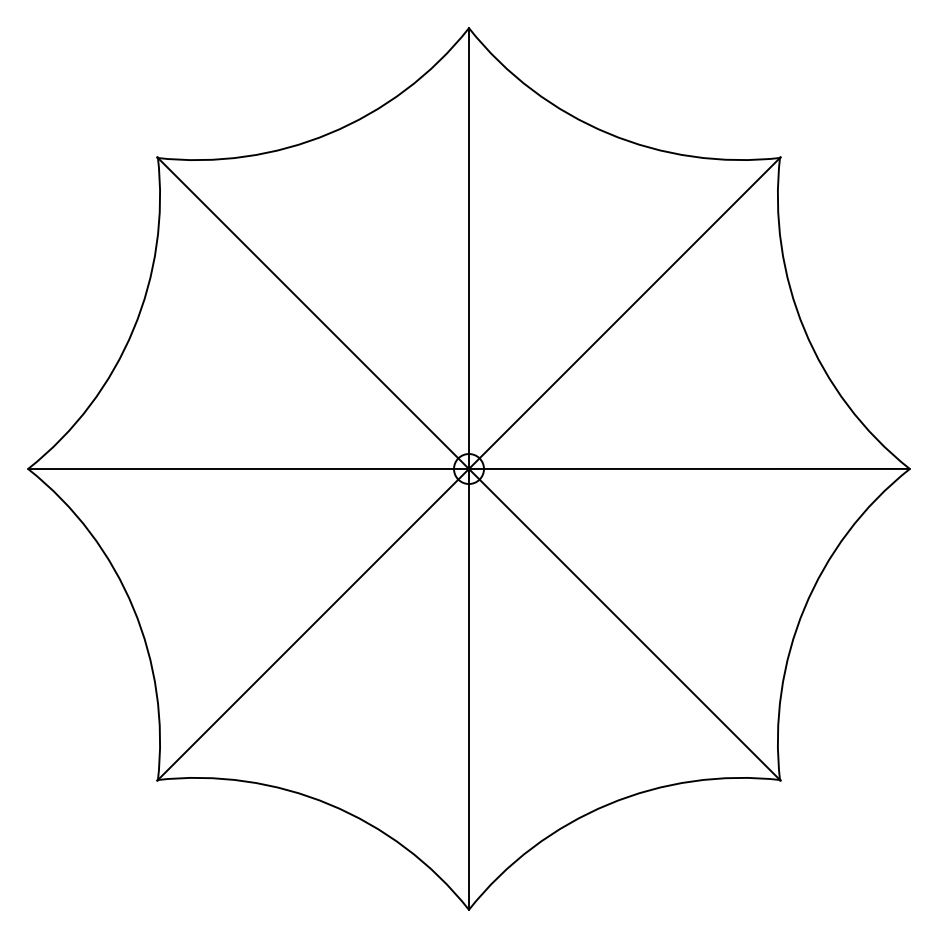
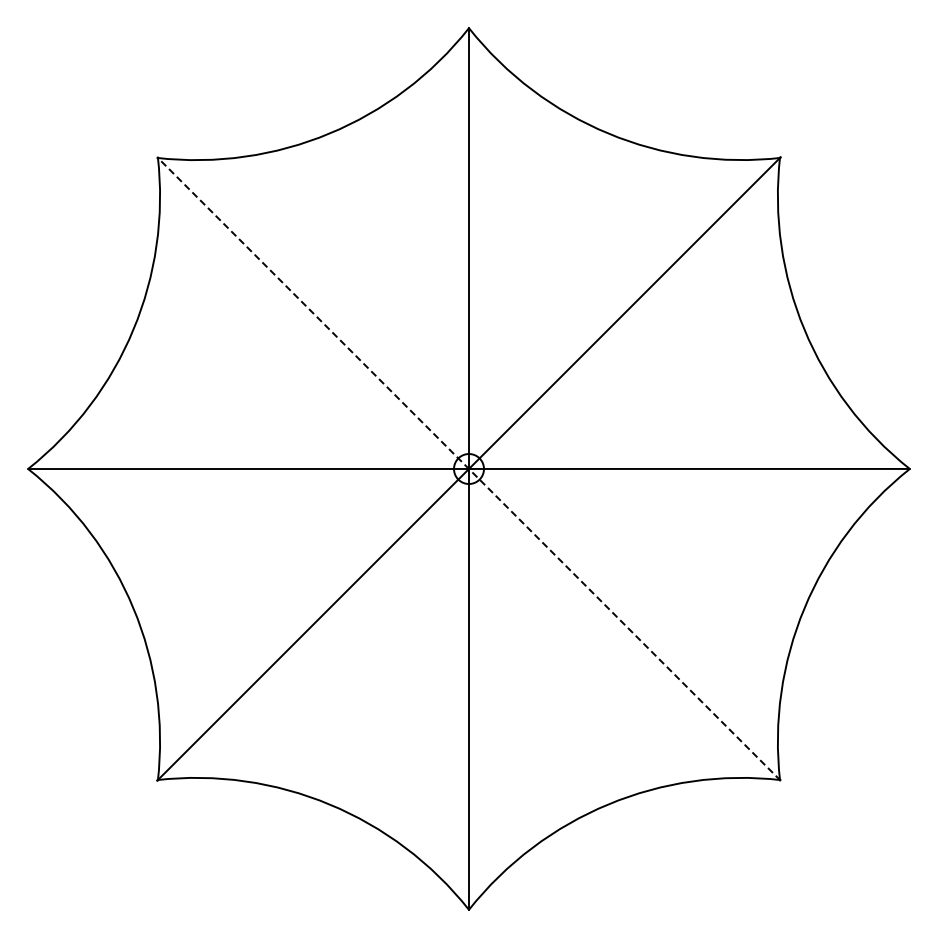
line: solid -> dashed (468, 468)
